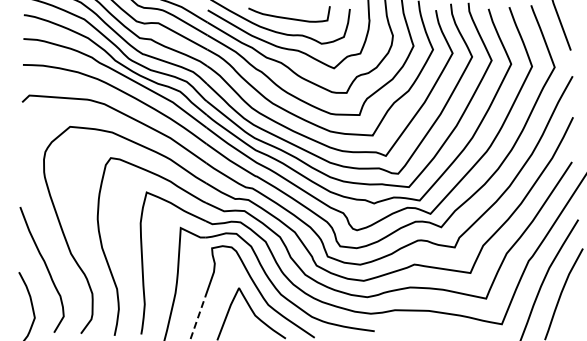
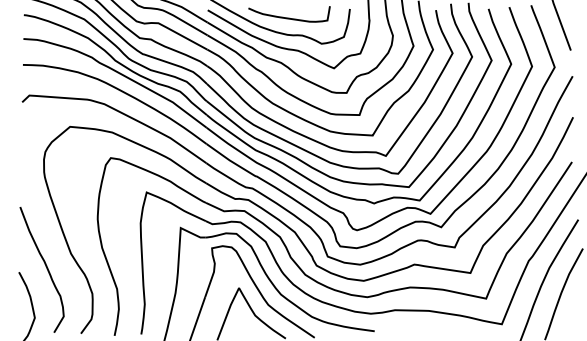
line: dashed -> solid (197, 318)
